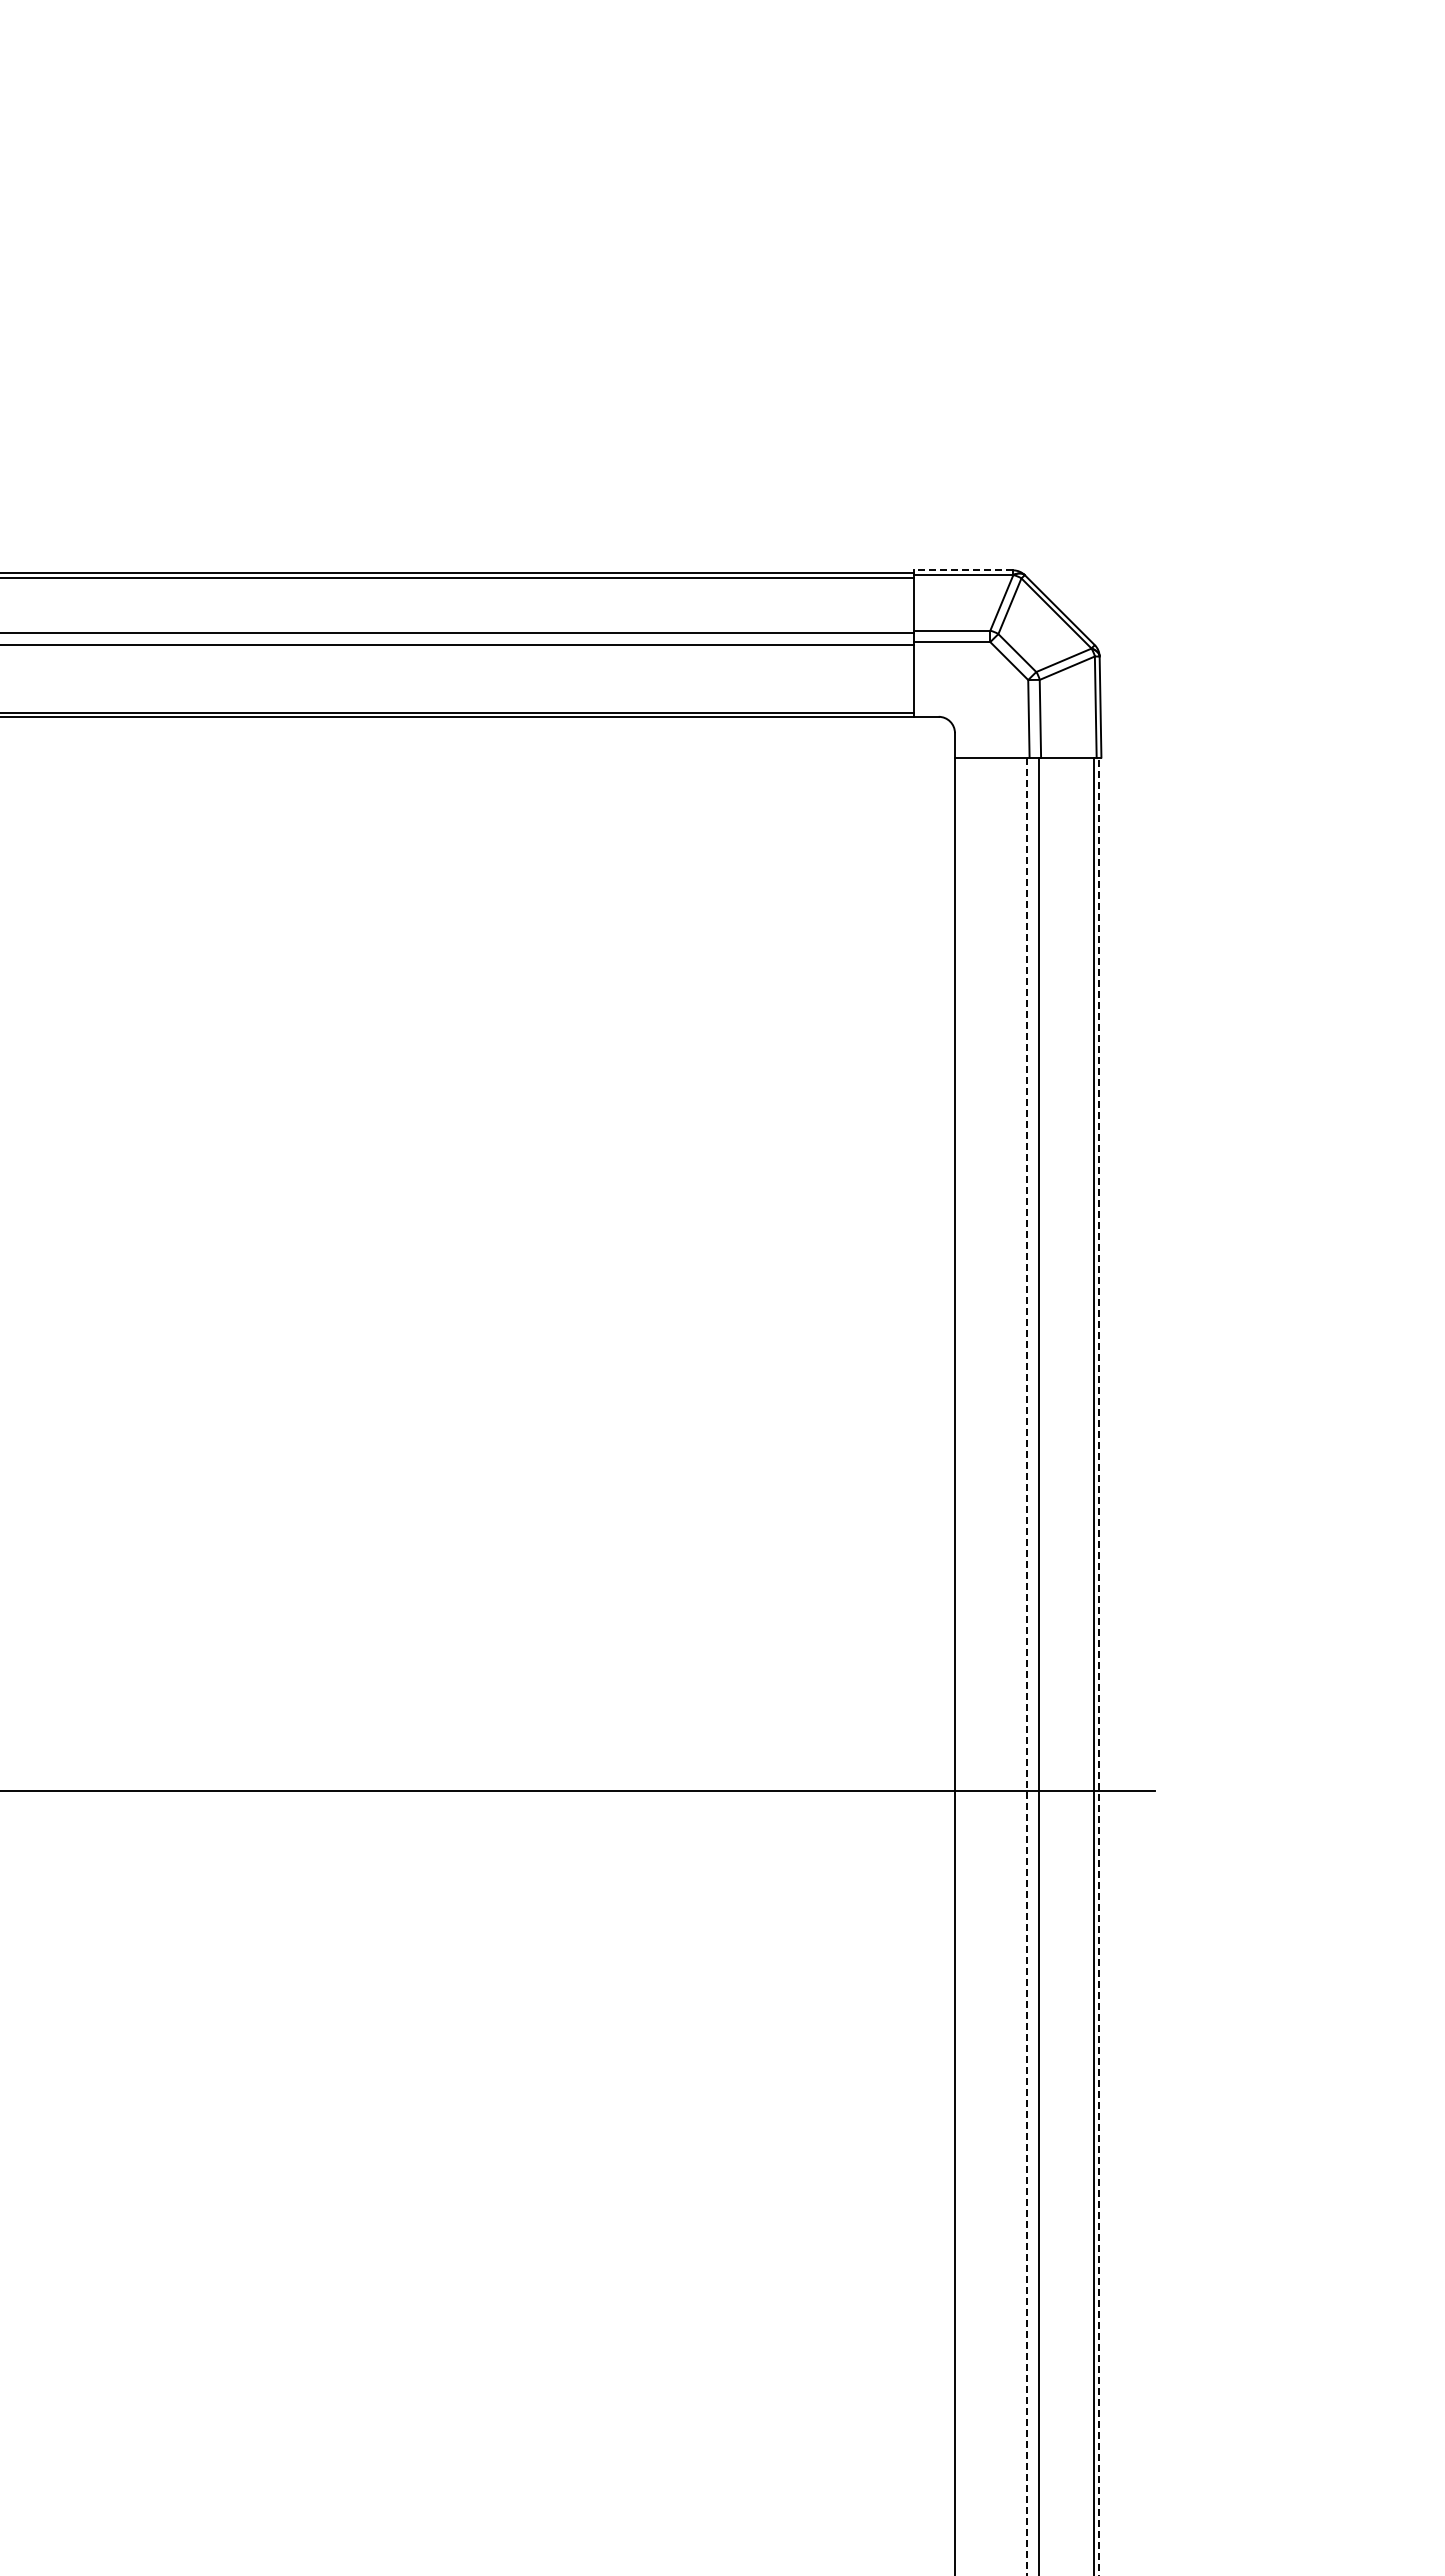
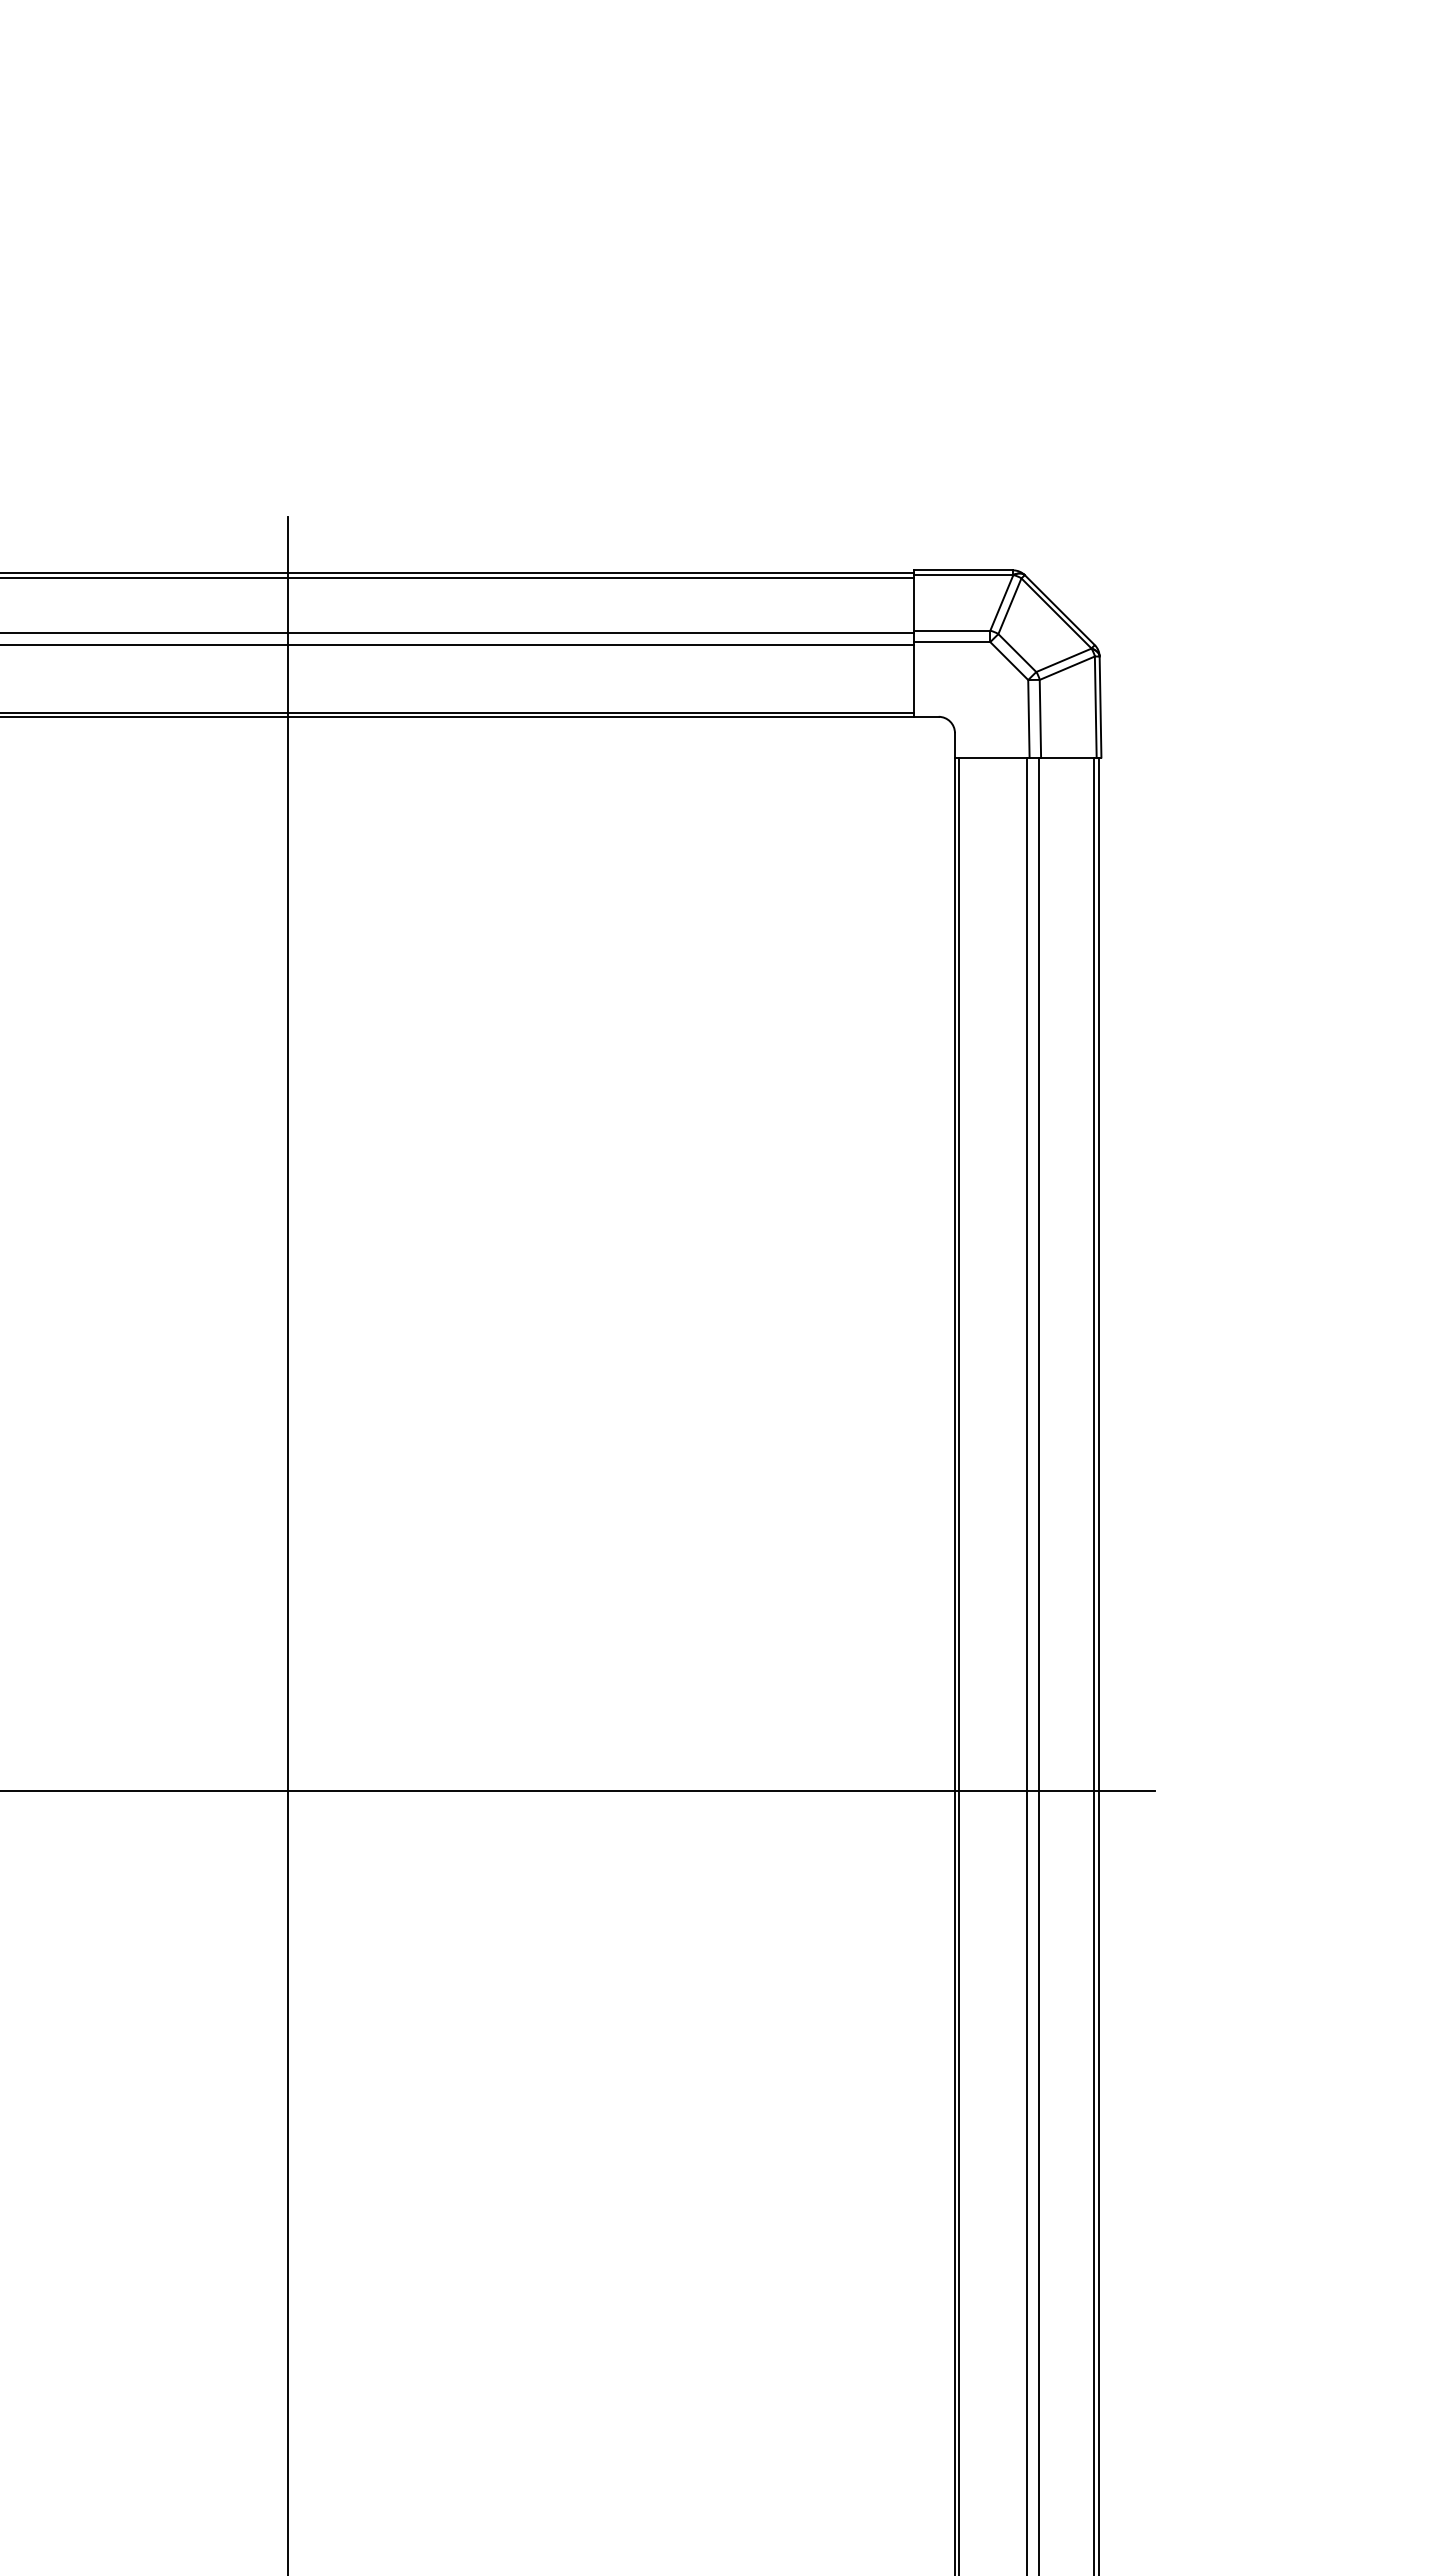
line: dashed -> solid (963, 570)
line: none -> present (287, 1544)
line: none -> present (959, 1664)
line: dashed -> solid (1027, 1666)
line: dashed -> solid (1098, 1666)
